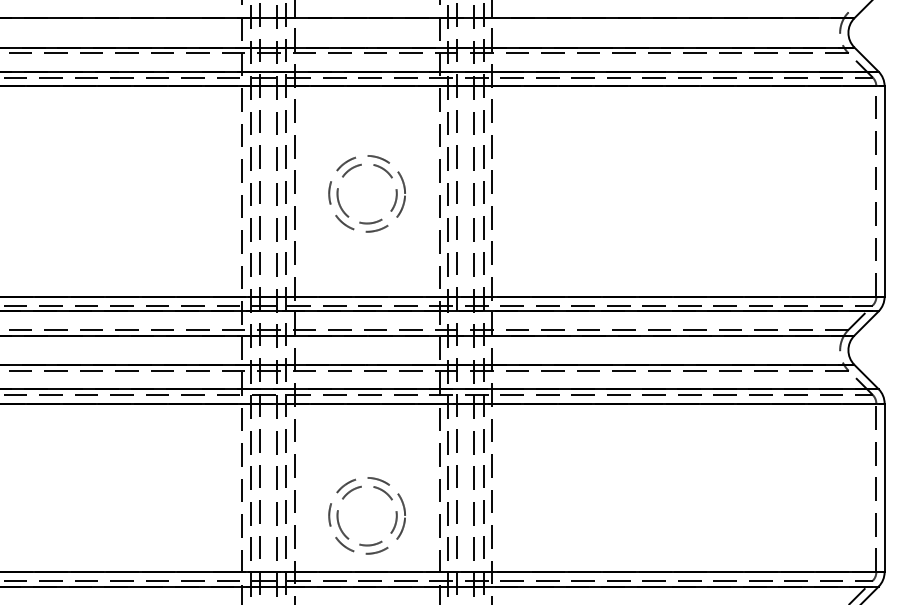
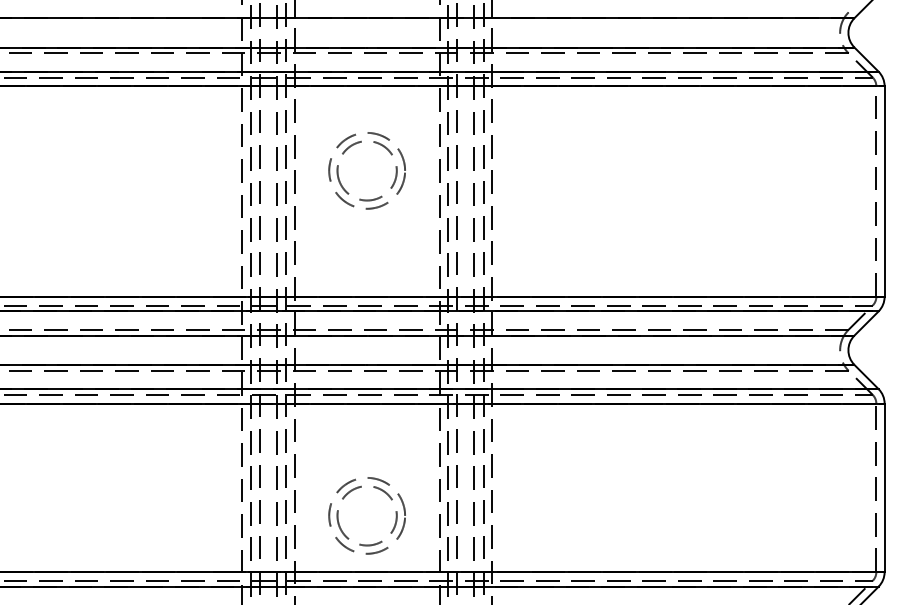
part position: (348, 172) -> (348, 149) (348, 149)
